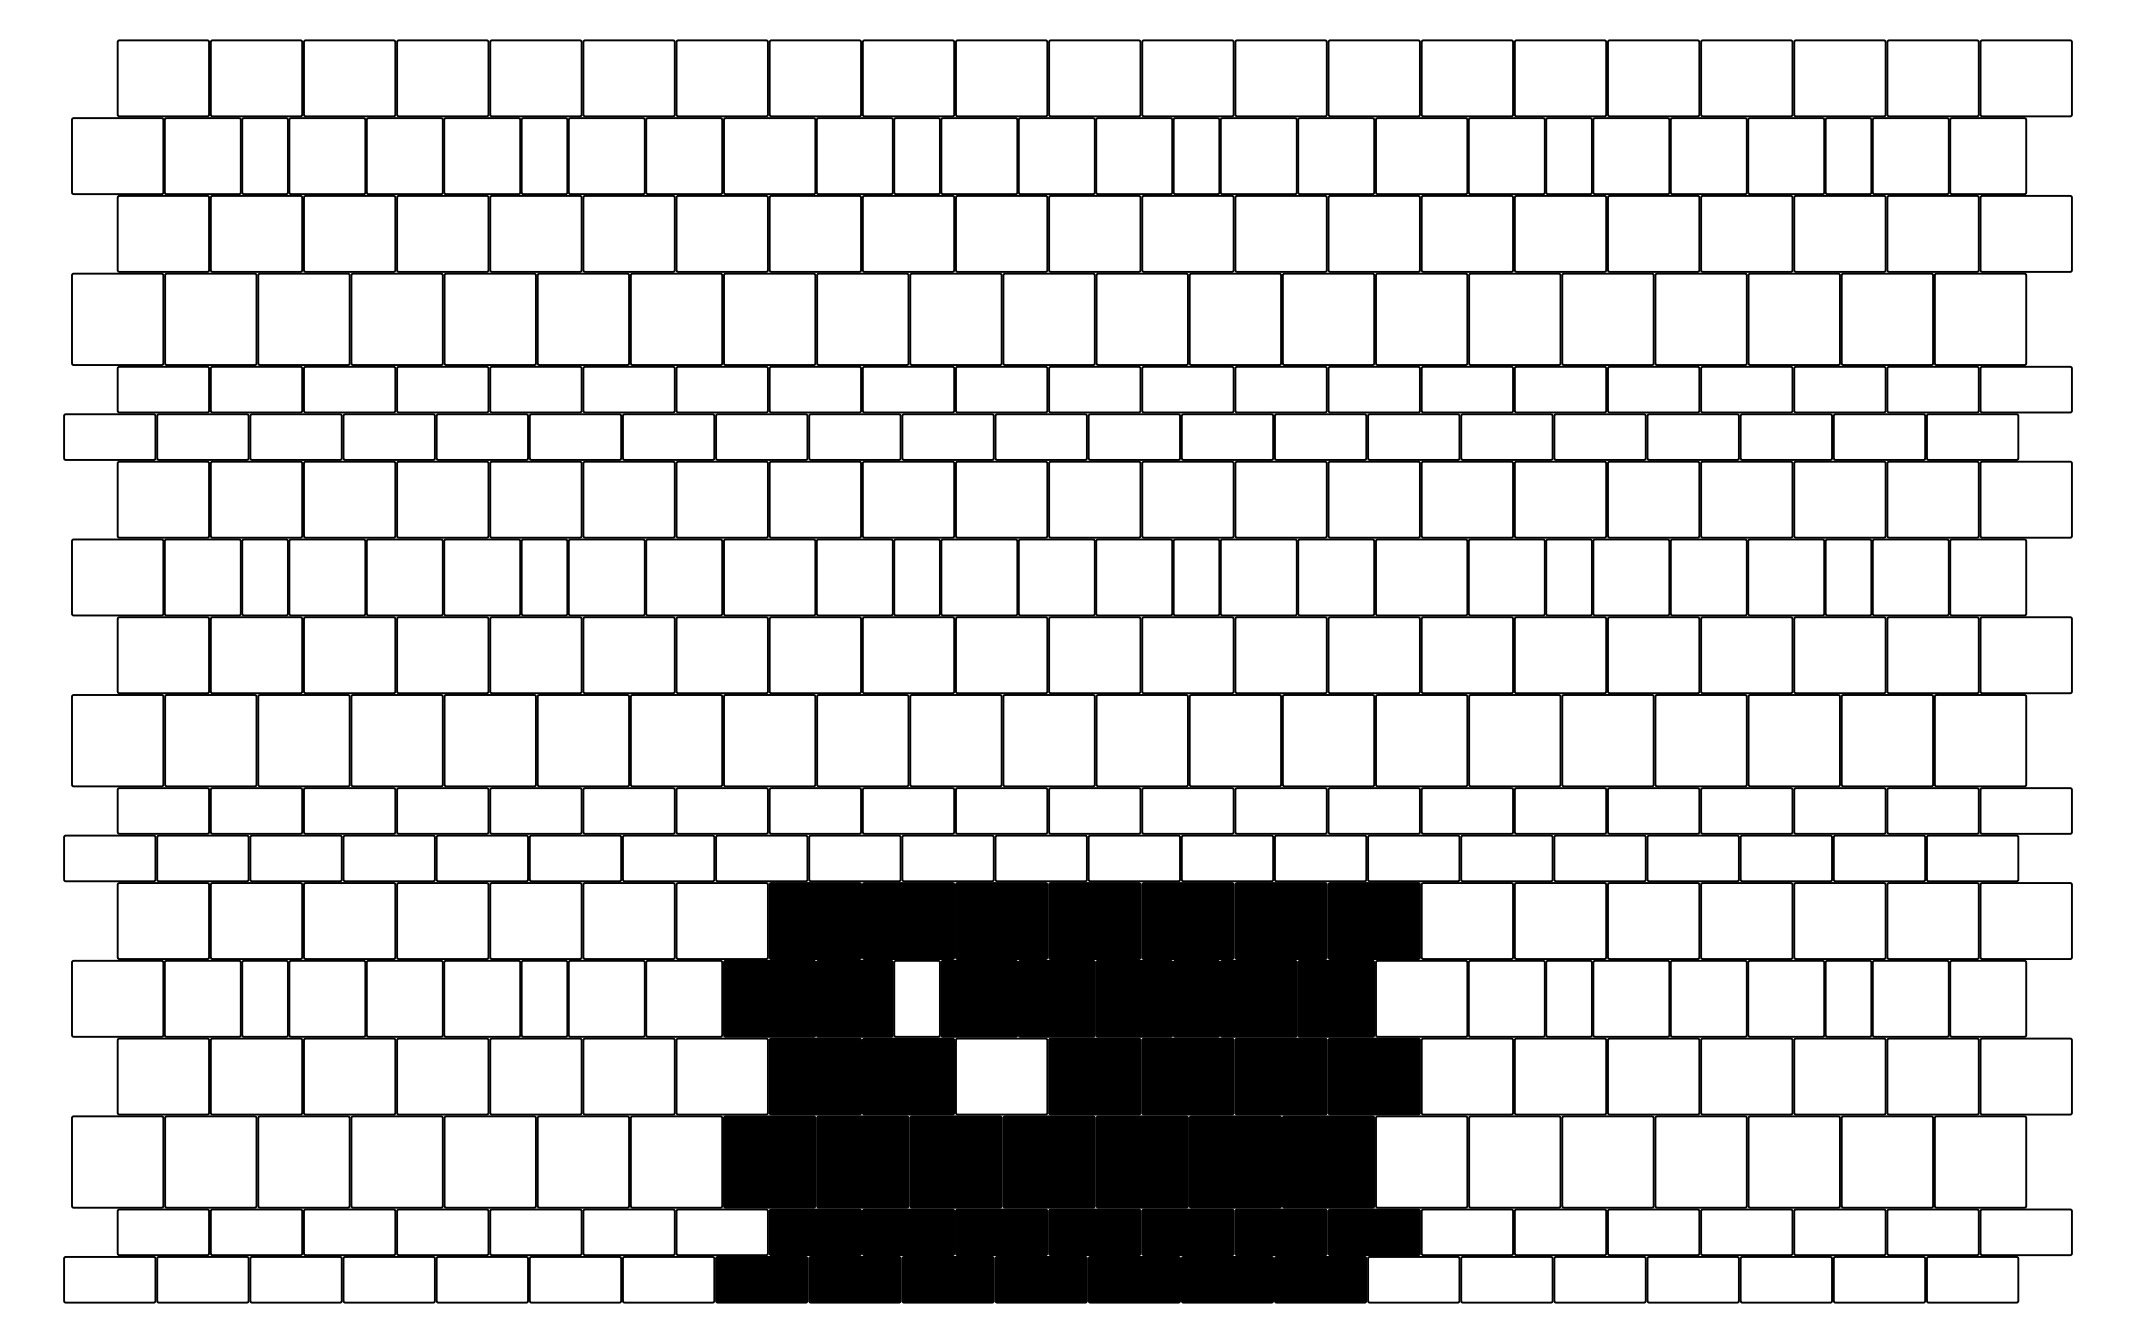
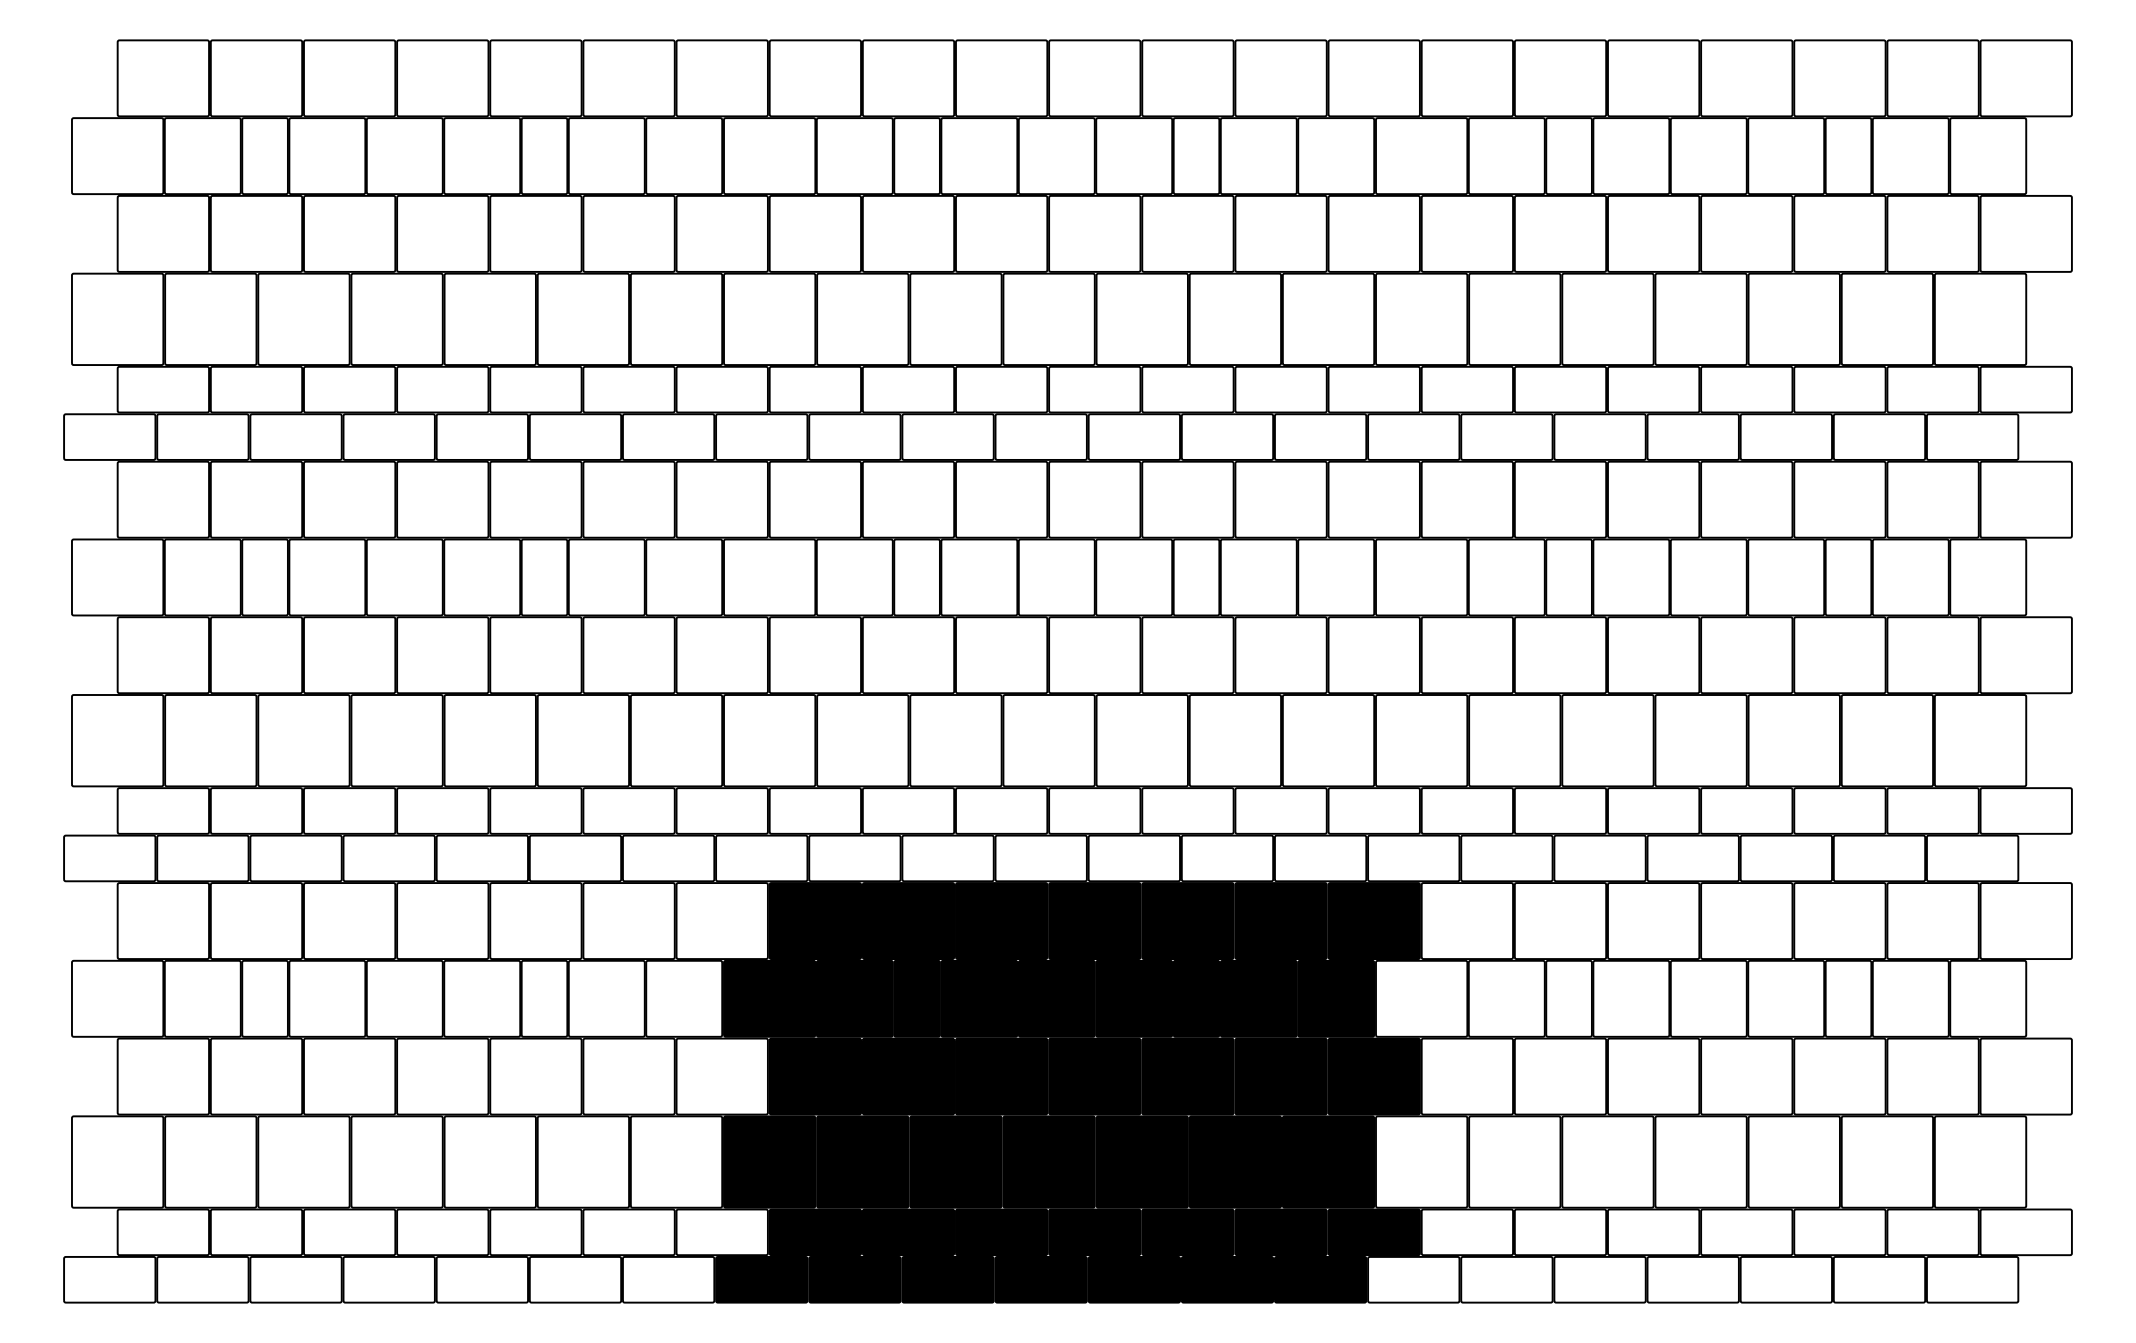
fill: none -> present (916, 998)
fill: none -> present (1001, 1076)
